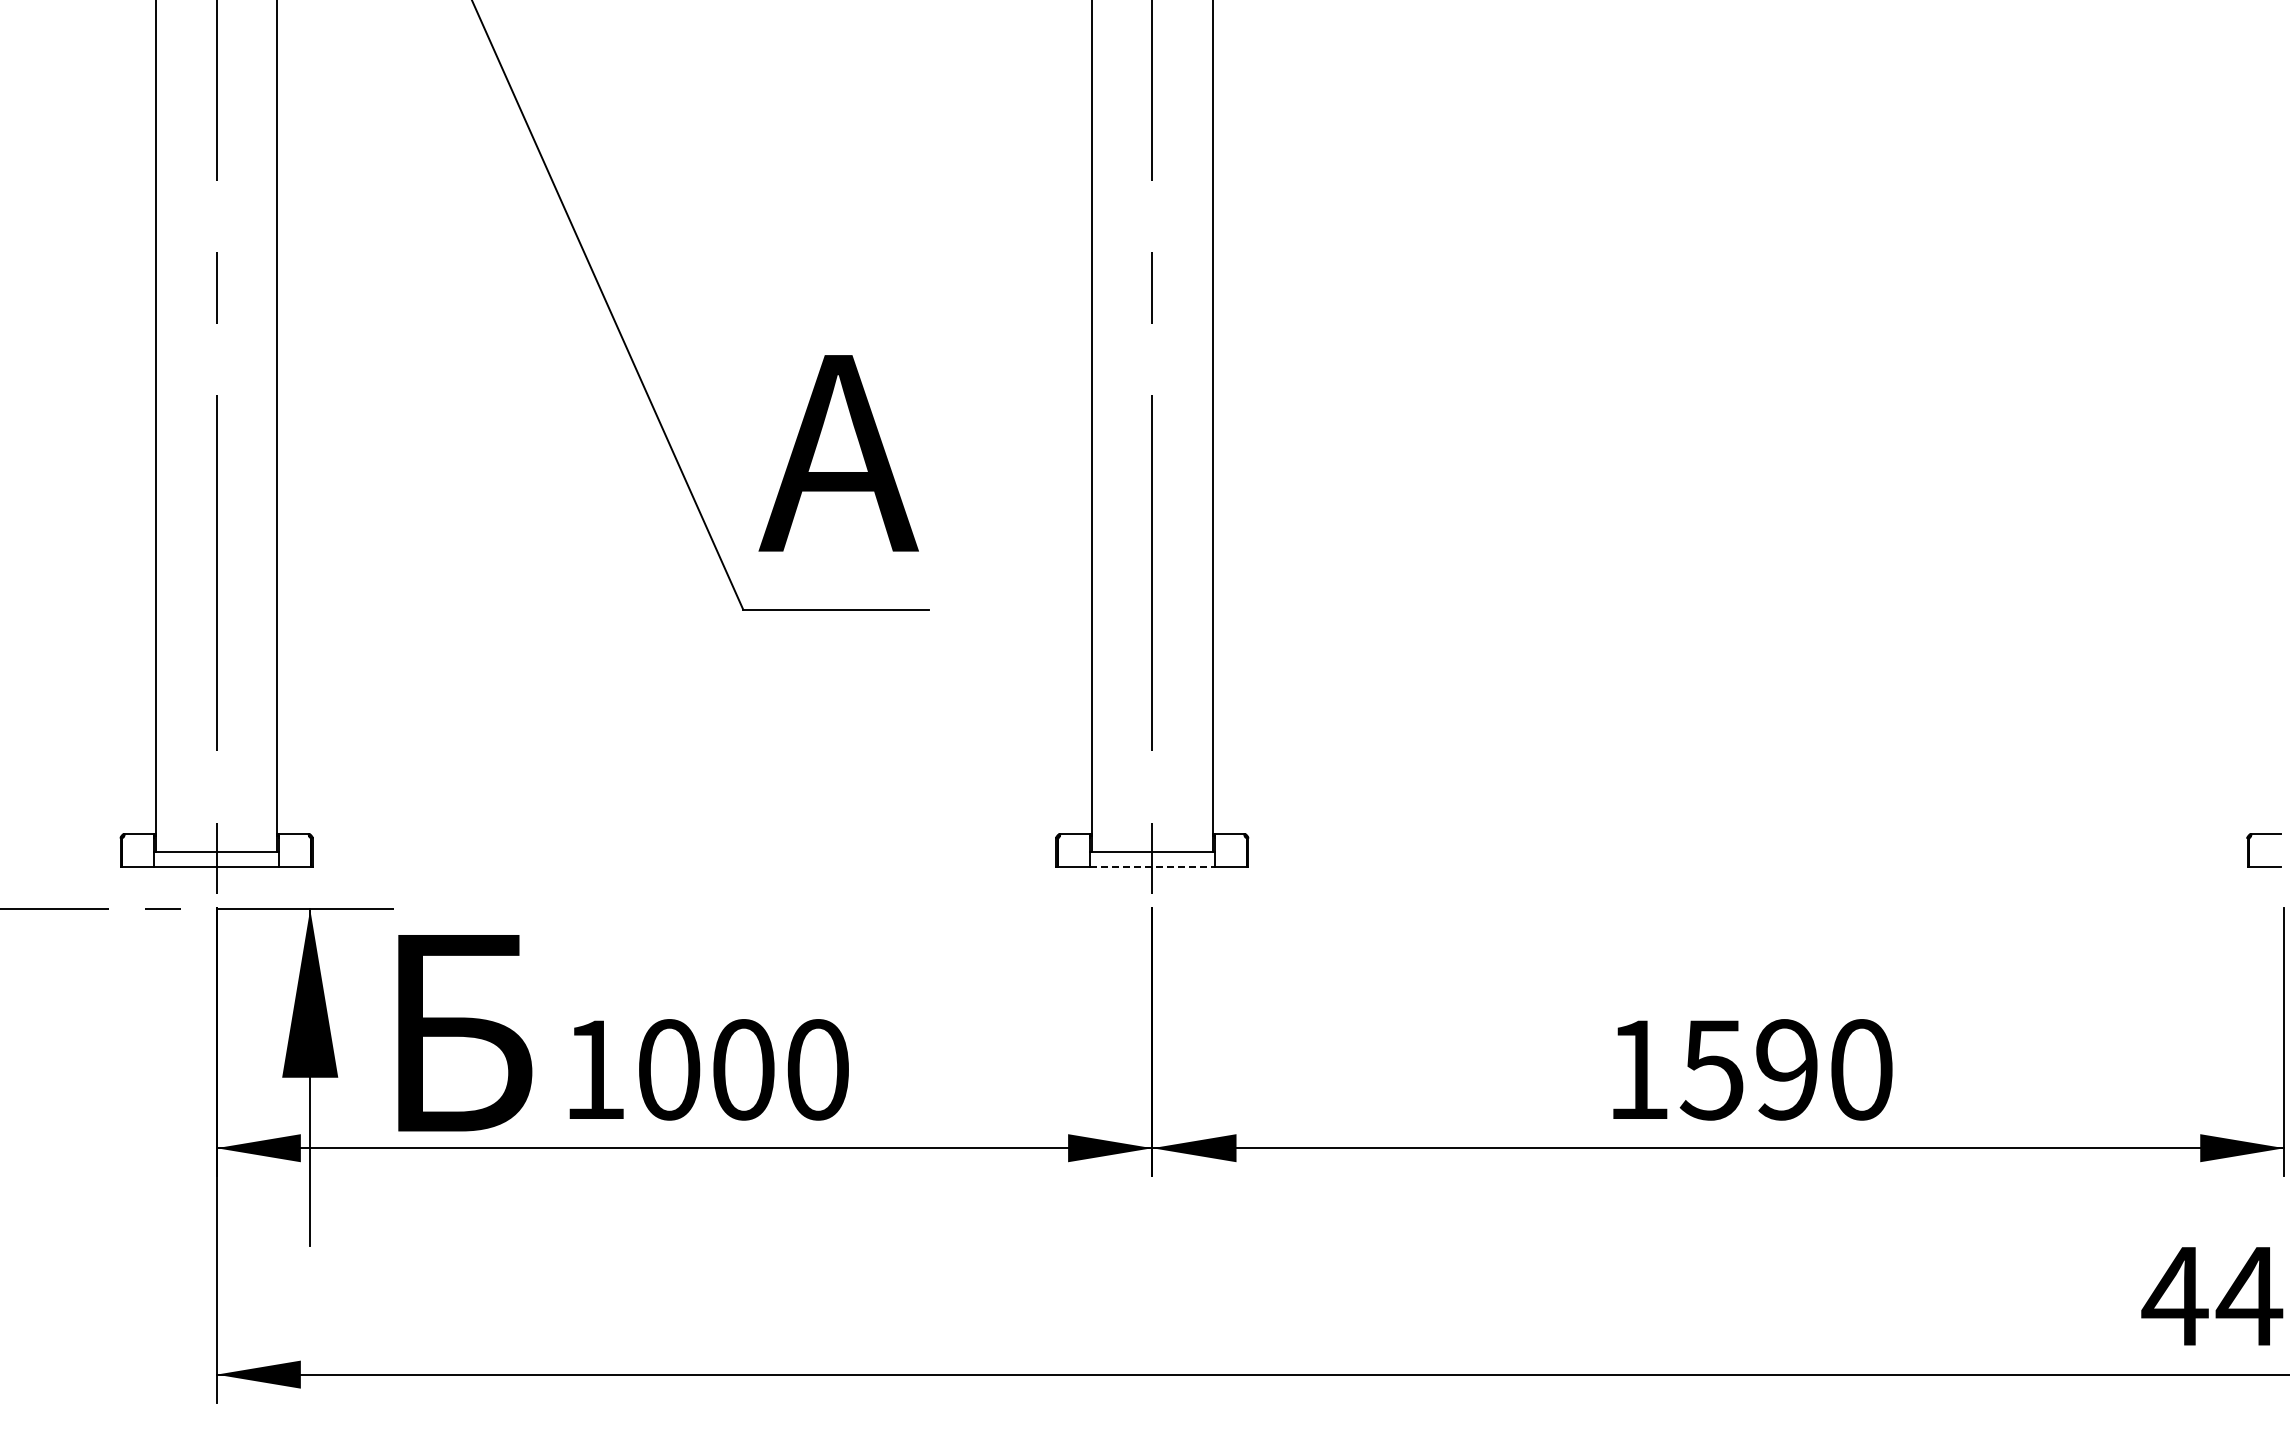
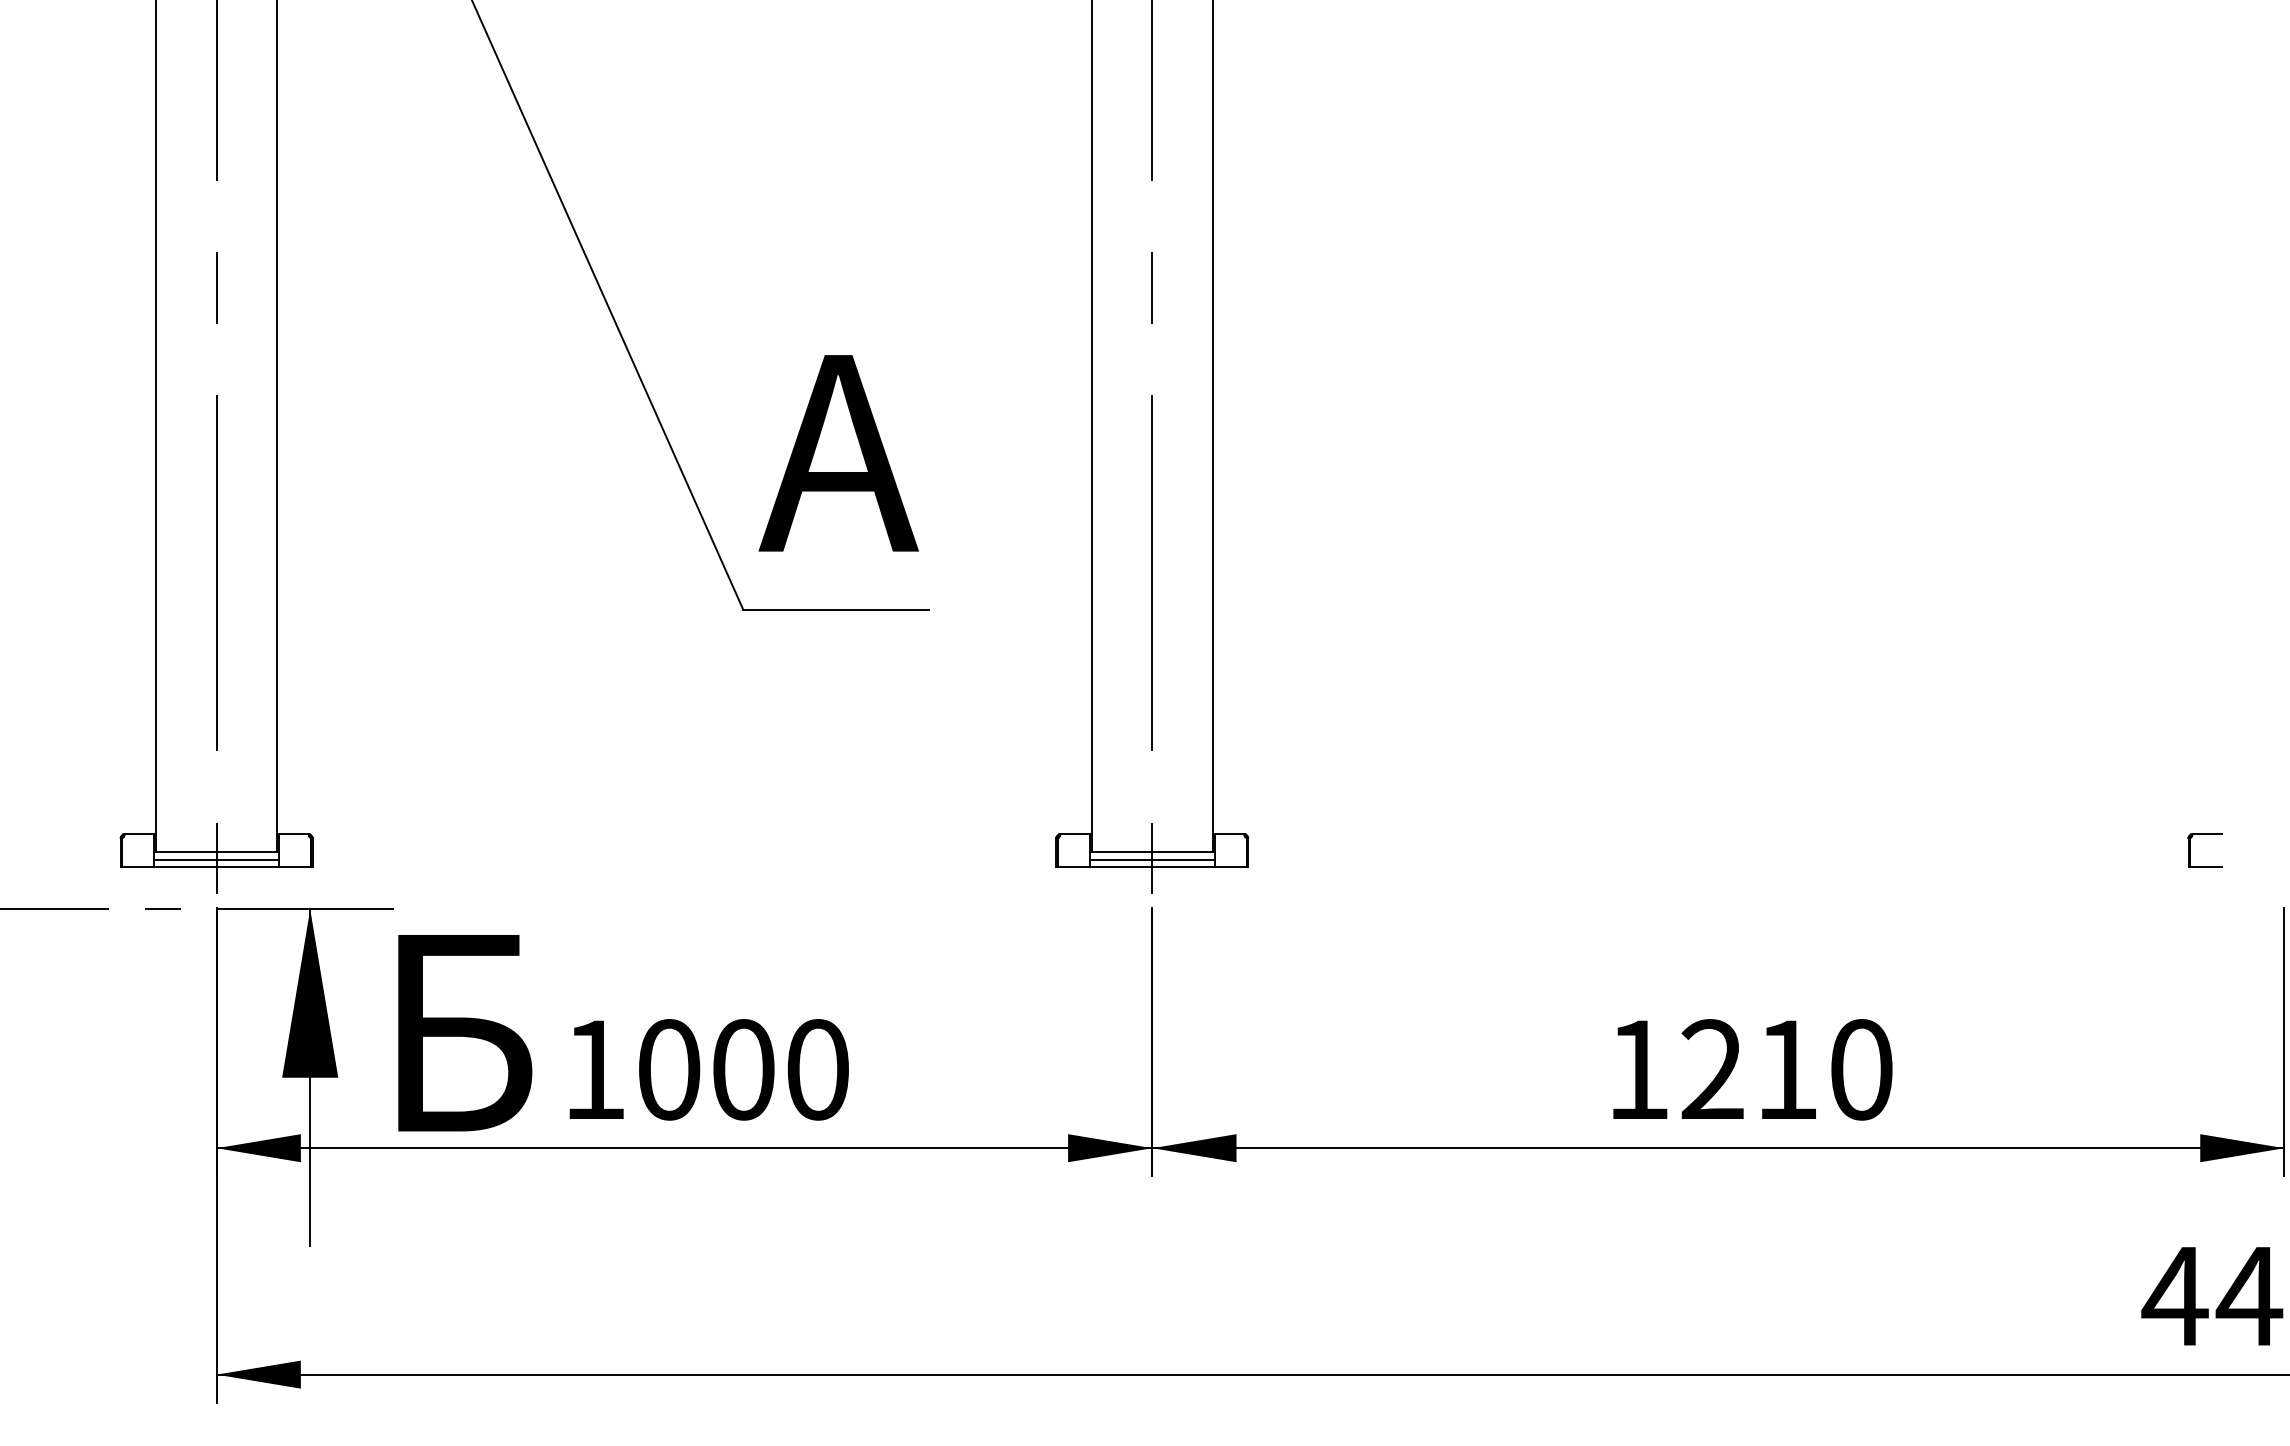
part position: (2249, 850) -> (2190, 850) (2190, 850)
line: none -> present (216, 859)
line: none -> present (1152, 859)
line: dashed -> solid (1152, 867)
text: 1590 -> 1210 (1748, 1069)
